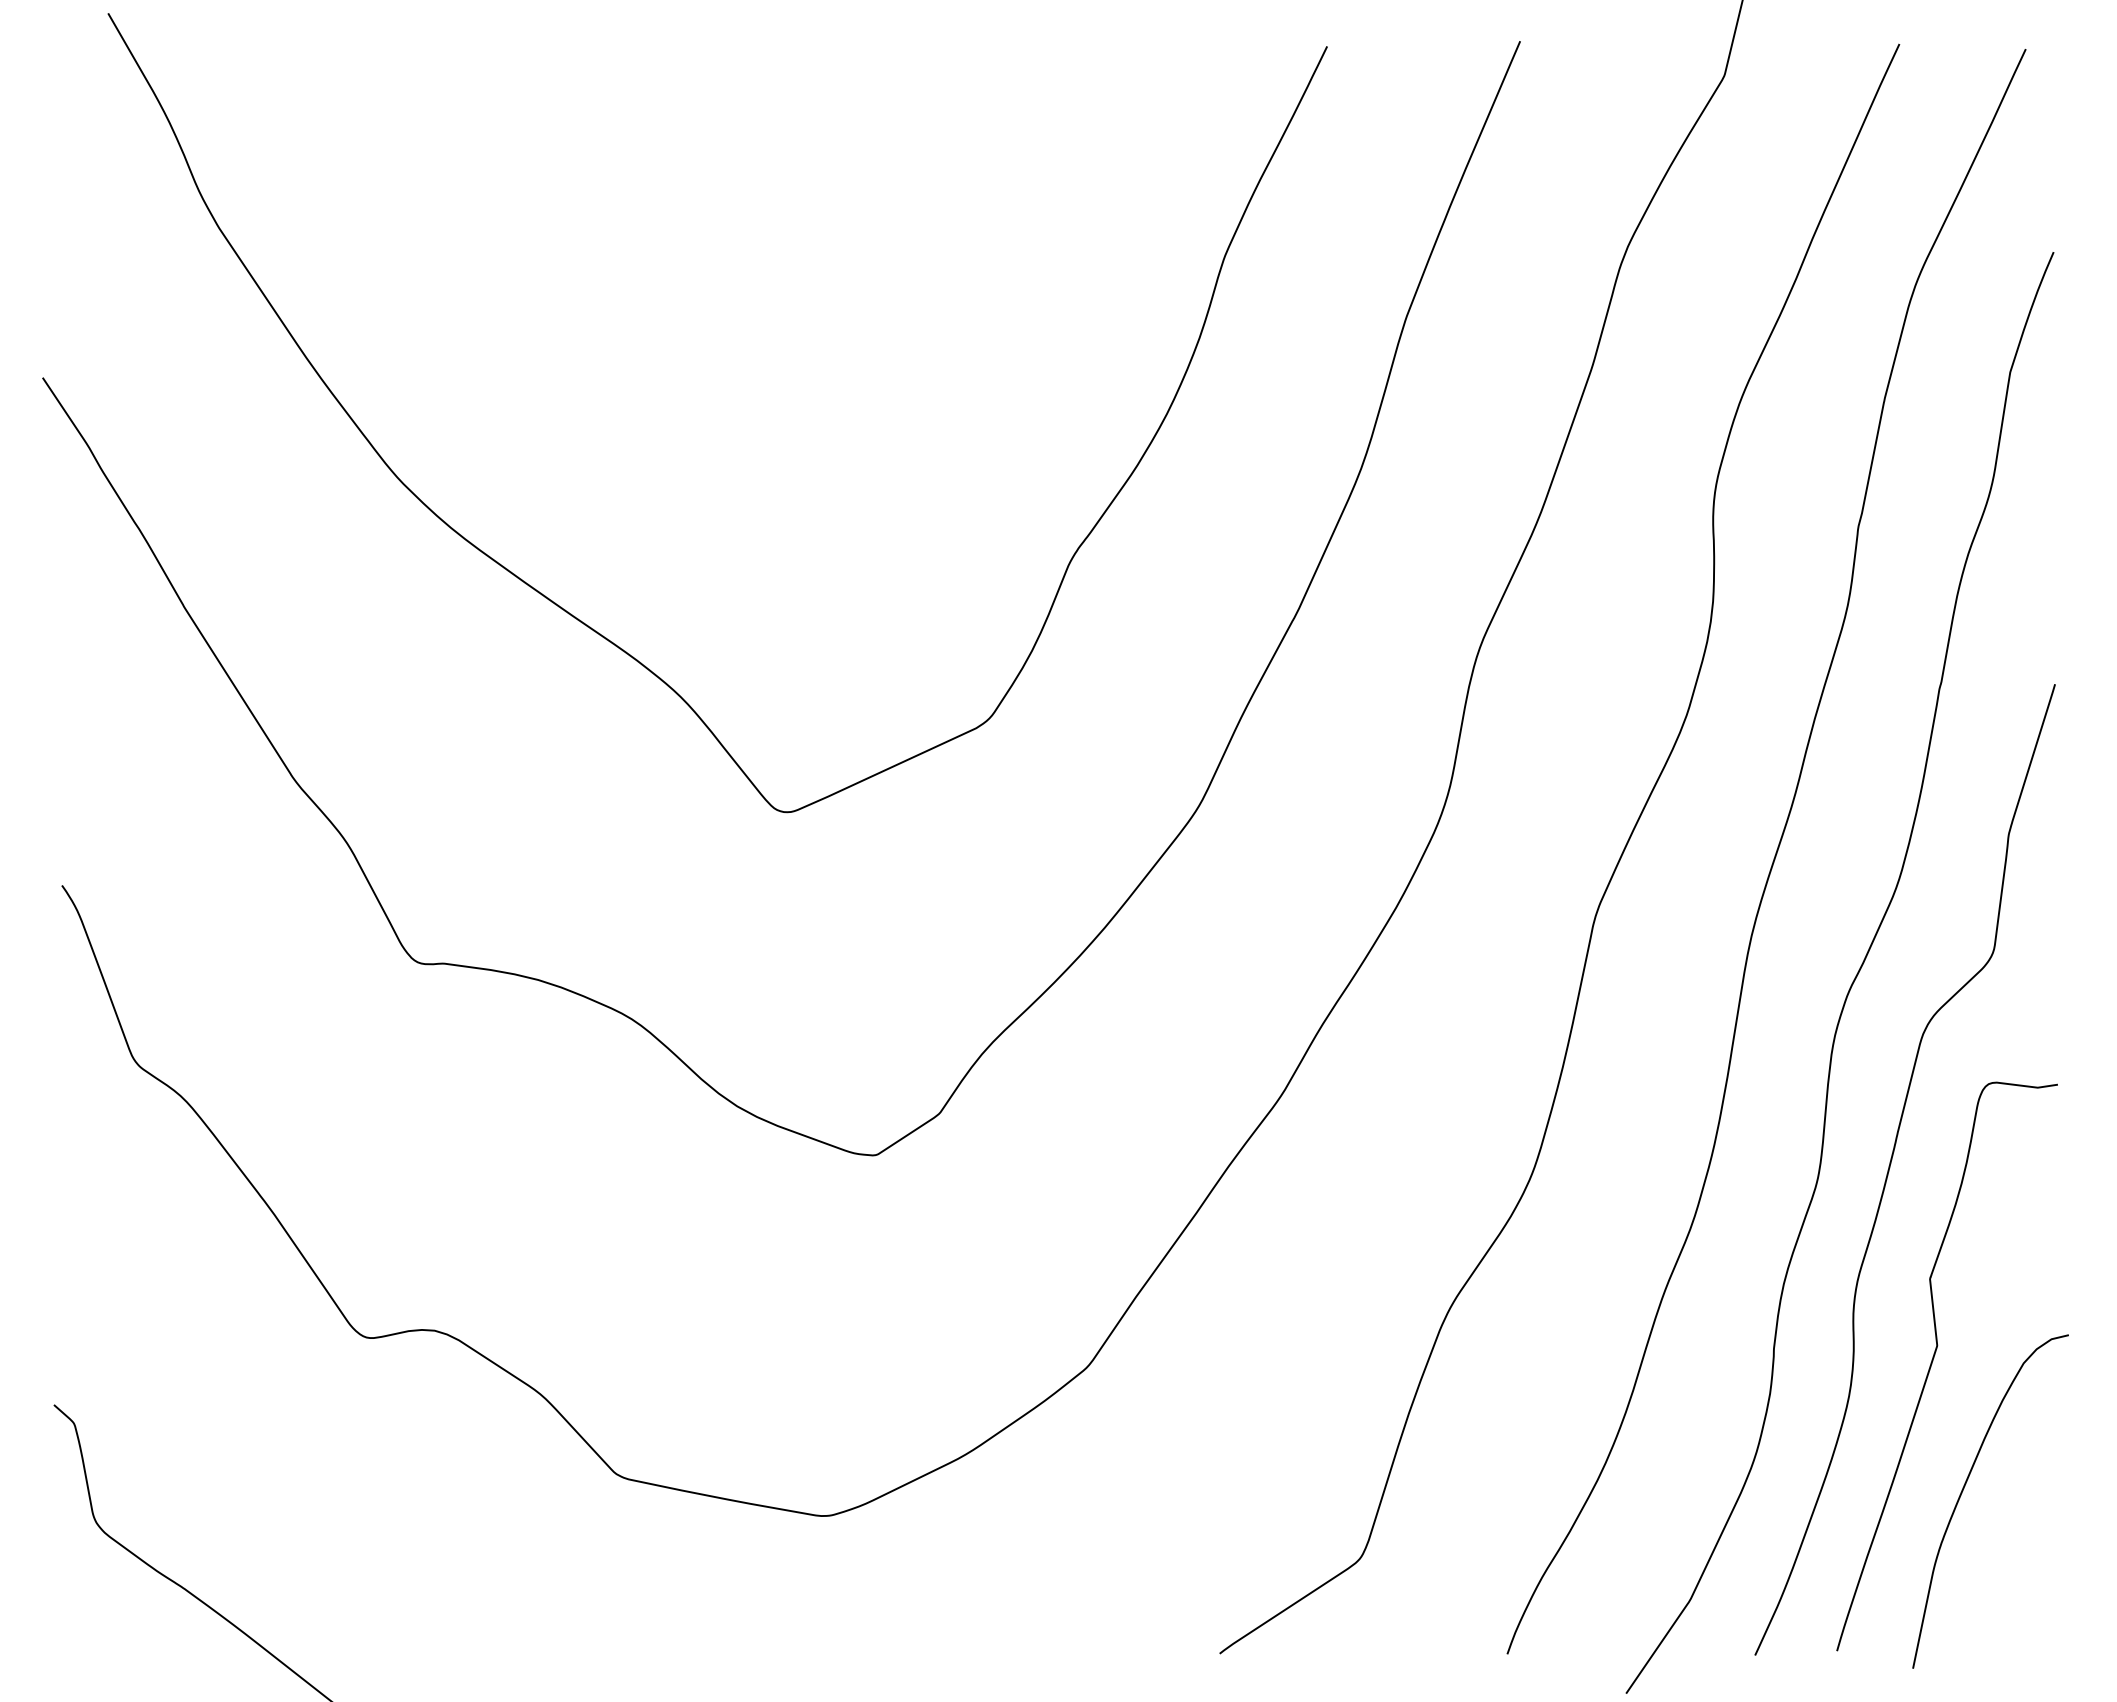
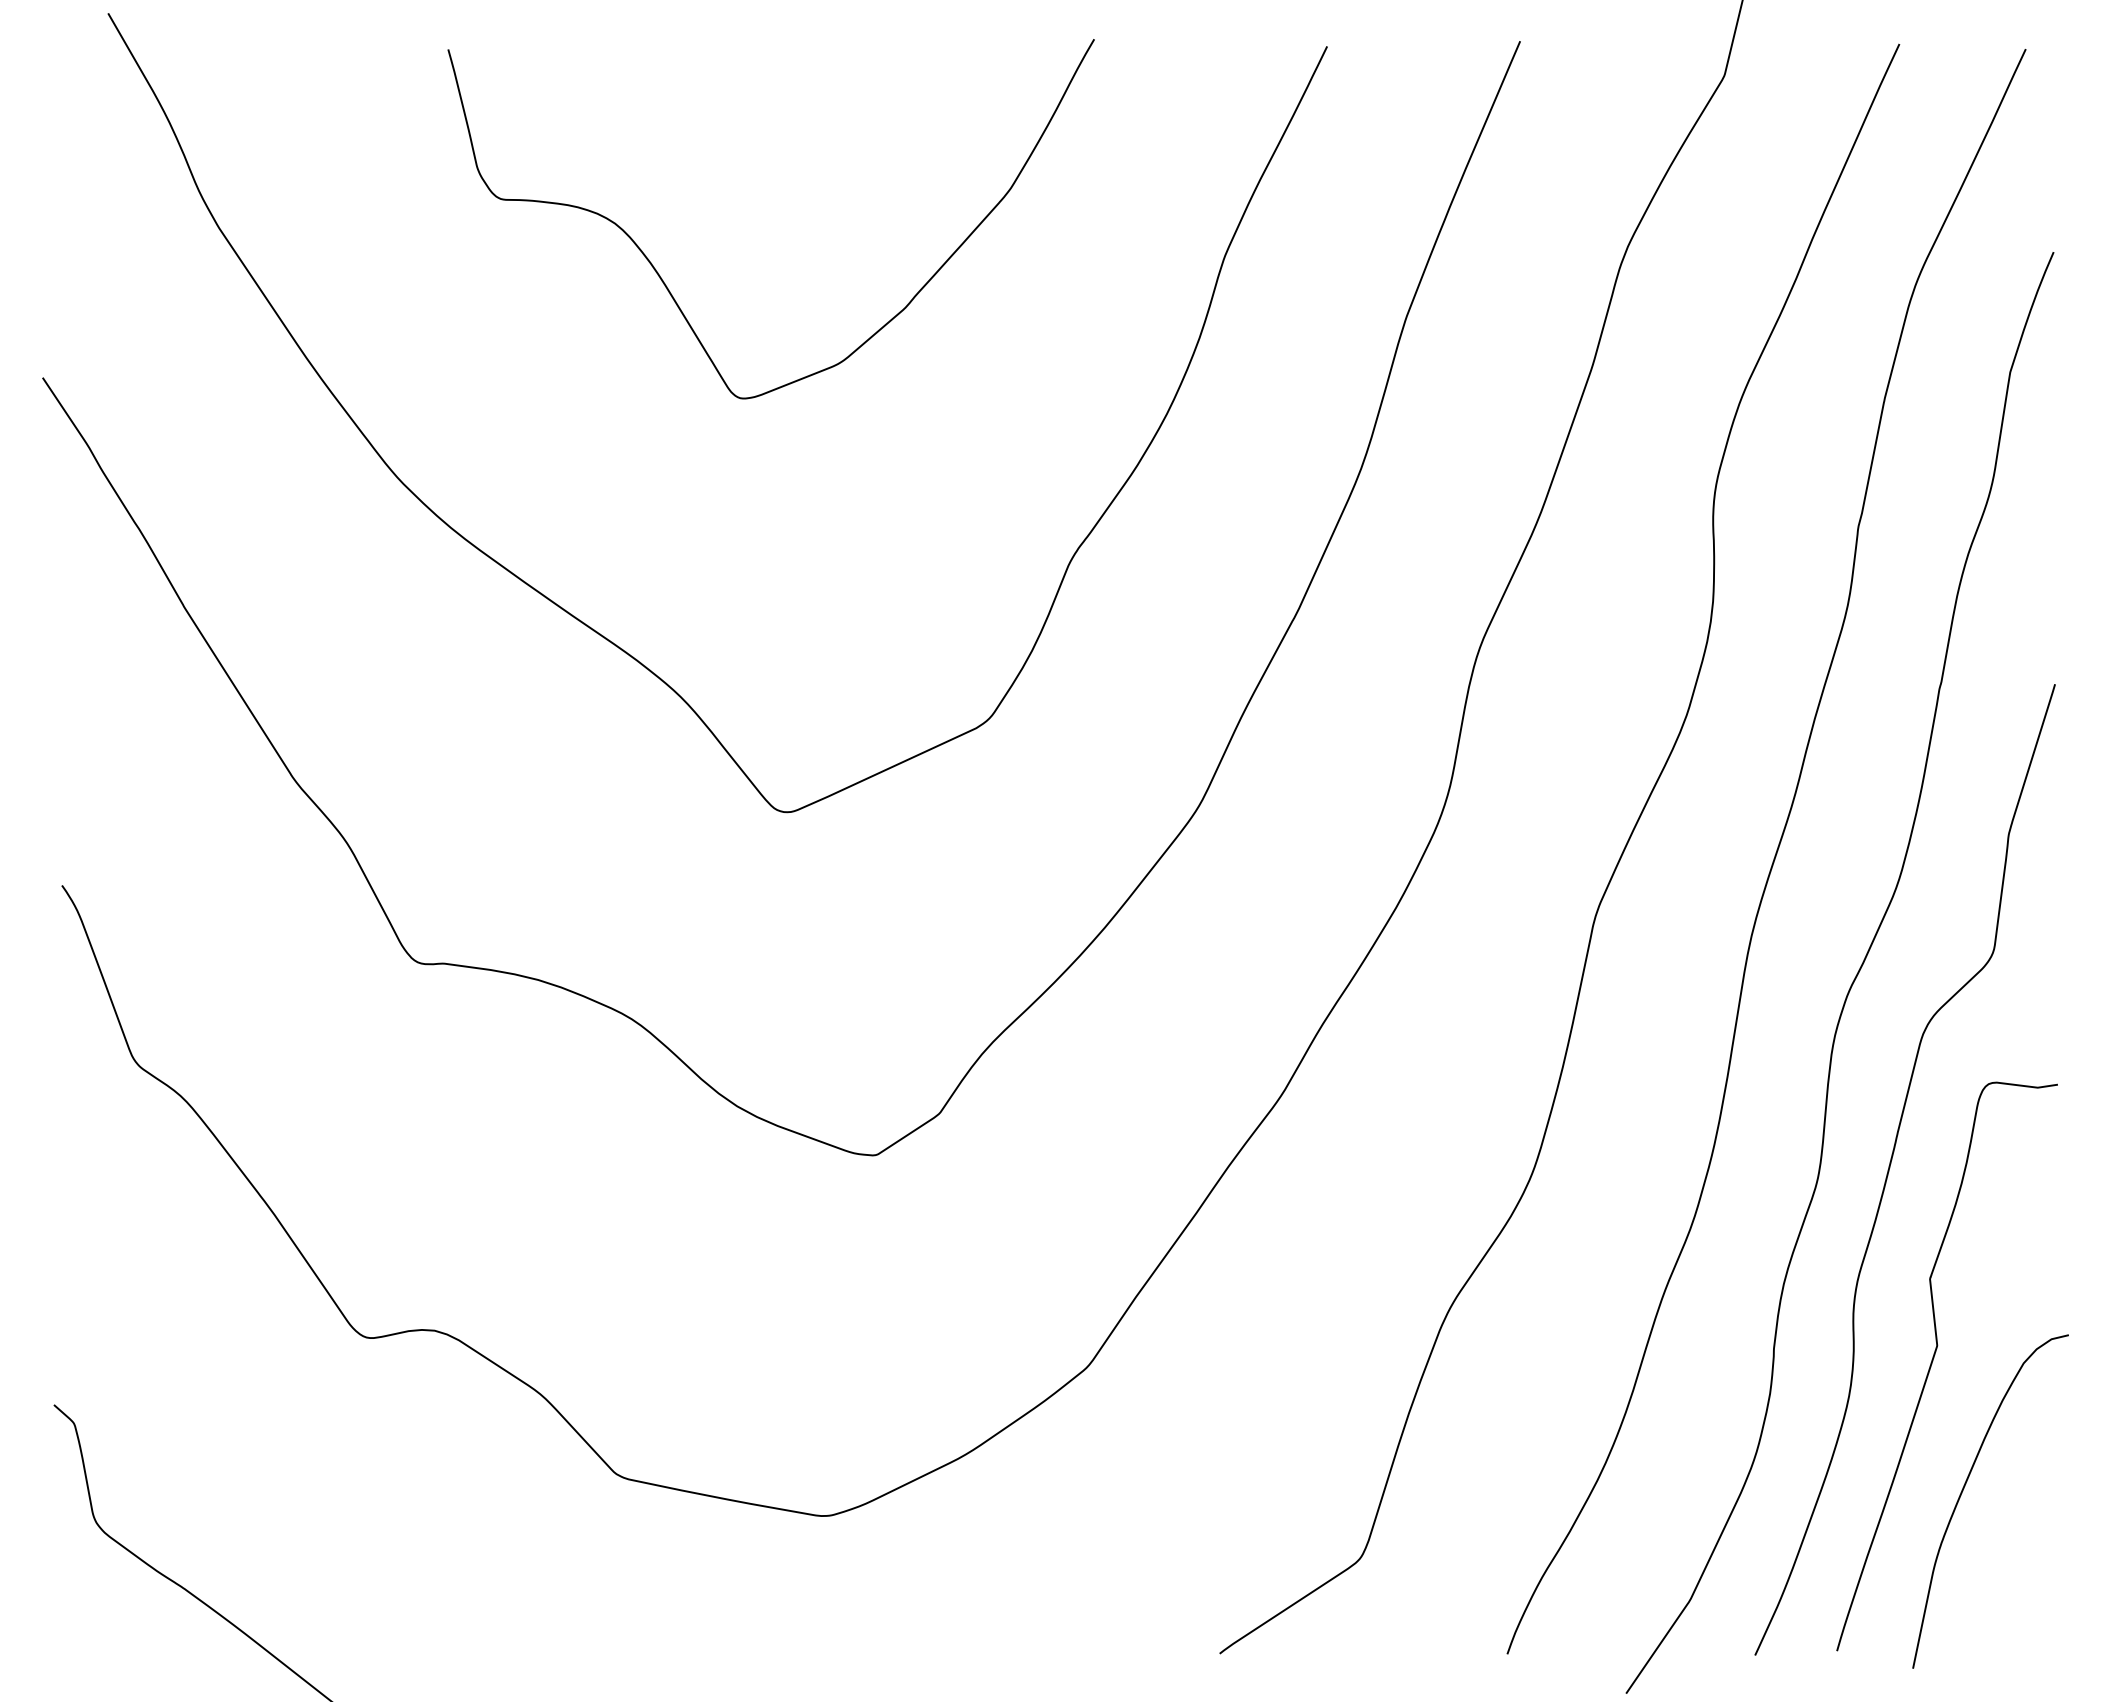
curve: none -> present (667, 286)
